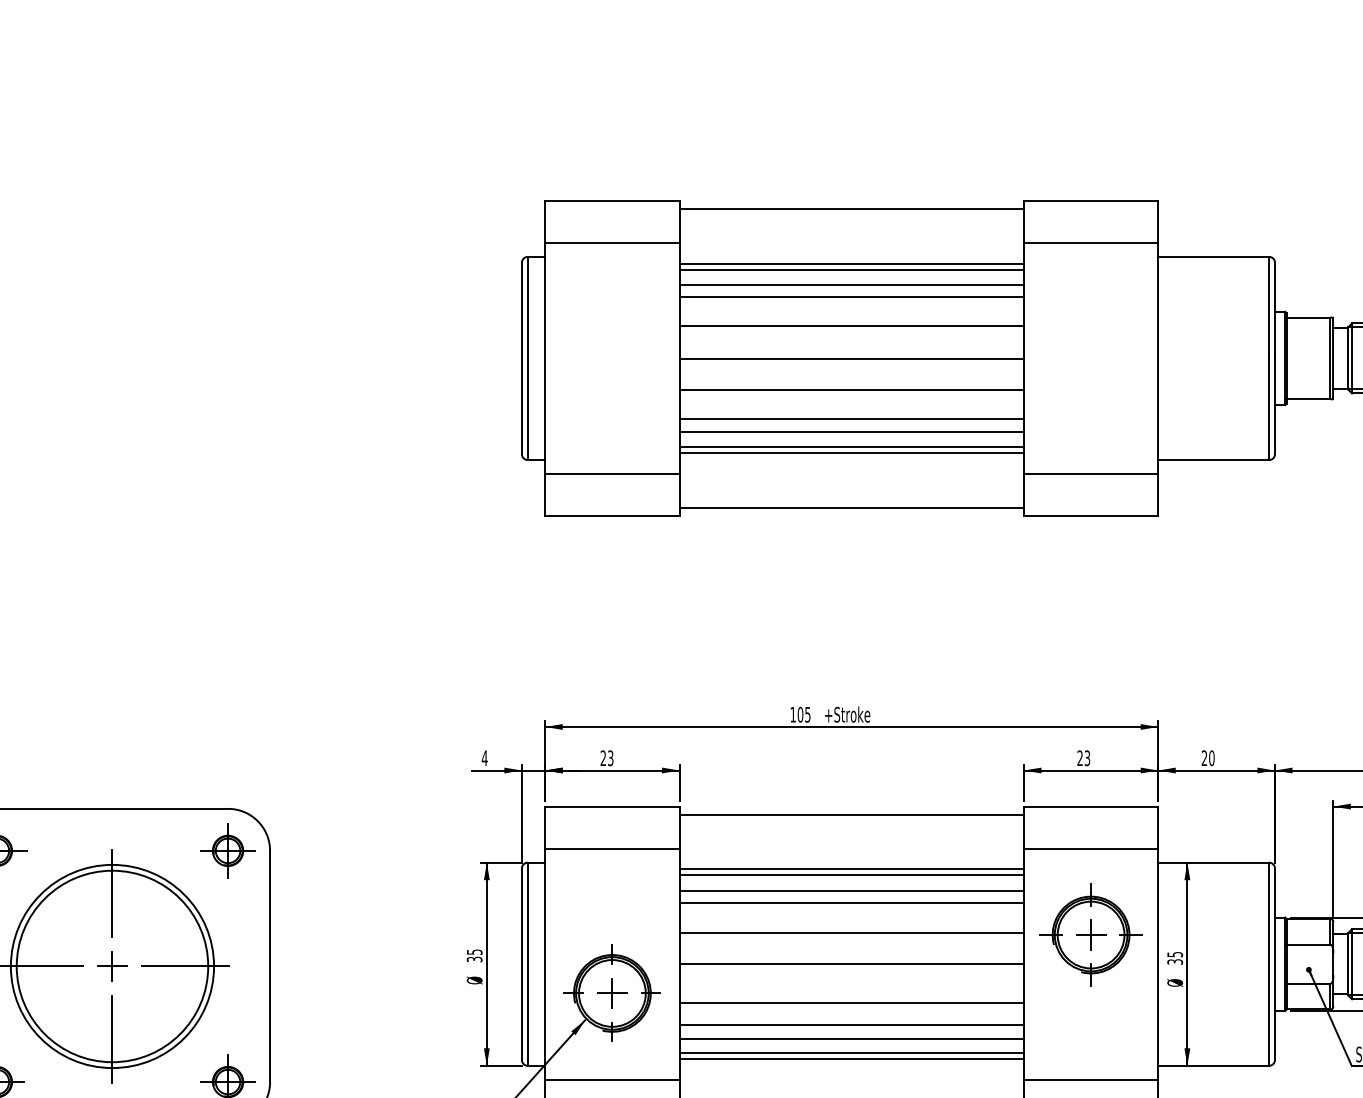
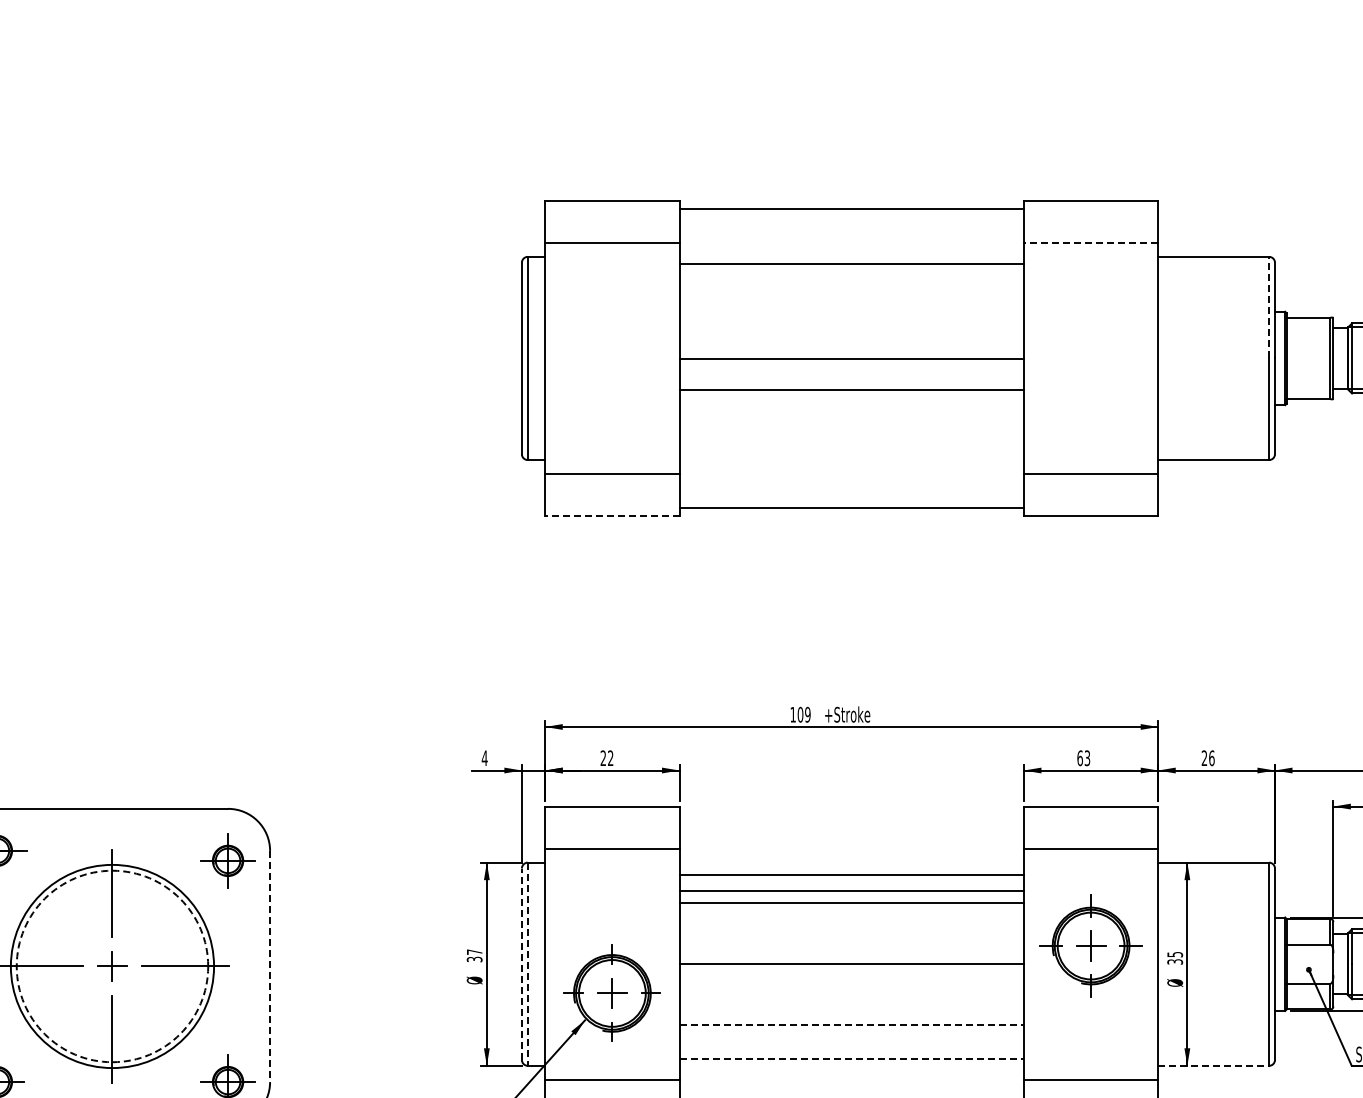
line: solid -> dashed (1090, 242)
line: present -> none (851, 269)
line: present -> none (851, 284)
line: present -> none (851, 297)
line: solid -> dashed (1269, 307)
line: present -> none (851, 326)
line: present -> none (851, 419)
line: present -> none (851, 432)
line: present -> none (851, 447)
line: present -> none (851, 453)
line: solid -> dashed (611, 516)
text: 105 -> 109 (807, 714)
text: 20 -> 26 (1211, 757)
text: 23 -> 22 (610, 758)
text: 23 -> 63 (1079, 758)
line: present -> none (851, 815)
part position: (227, 850) -> (227, 860) (227, 860)
line: present -> none (851, 869)
line: present -> none (851, 932)
part position: (1090, 934) -> (1090, 945) (1090, 945)
text: 35 -> 37 (474, 951)
line: solid -> dashed (521, 964)
line: solid -> dashed (527, 964)
circle: solid -> dashed (112, 966)
line: solid -> dashed (270, 966)
line: present -> none (851, 1002)
line: solid -> dashed (852, 1025)
line: present -> none (851, 1038)
line: present -> none (851, 1053)
line: solid -> dashed (852, 1059)
line: solid -> dashed (1214, 1065)
